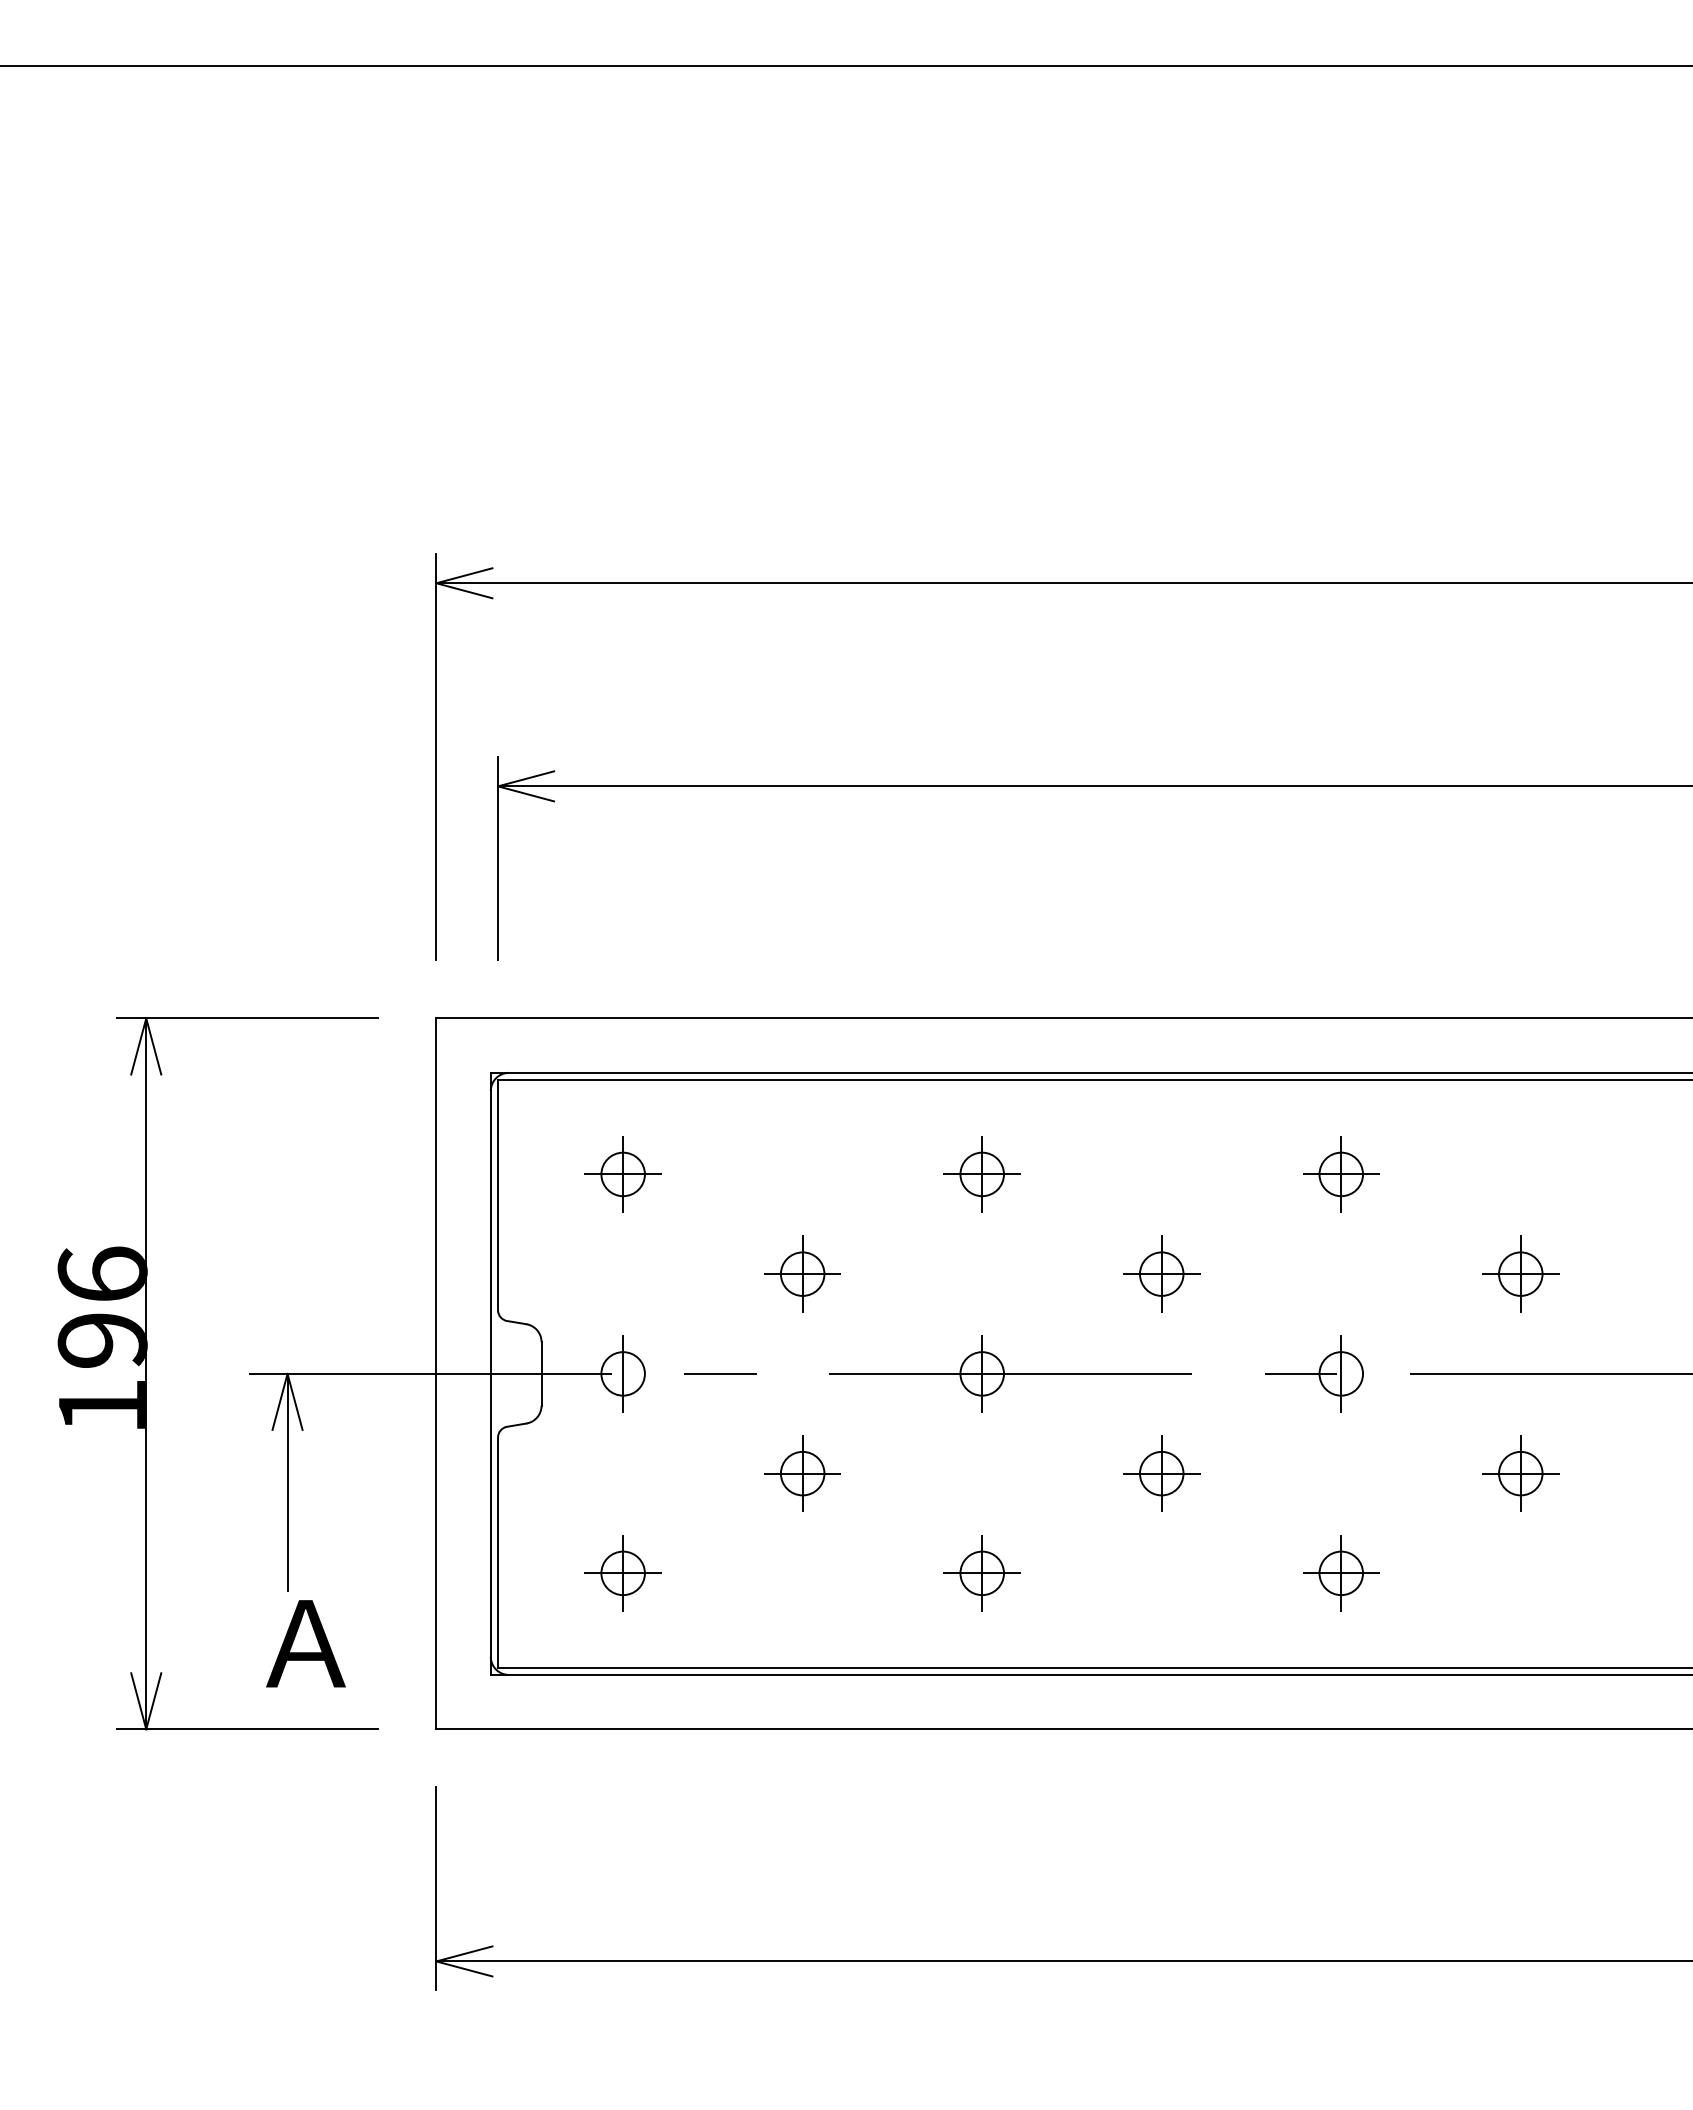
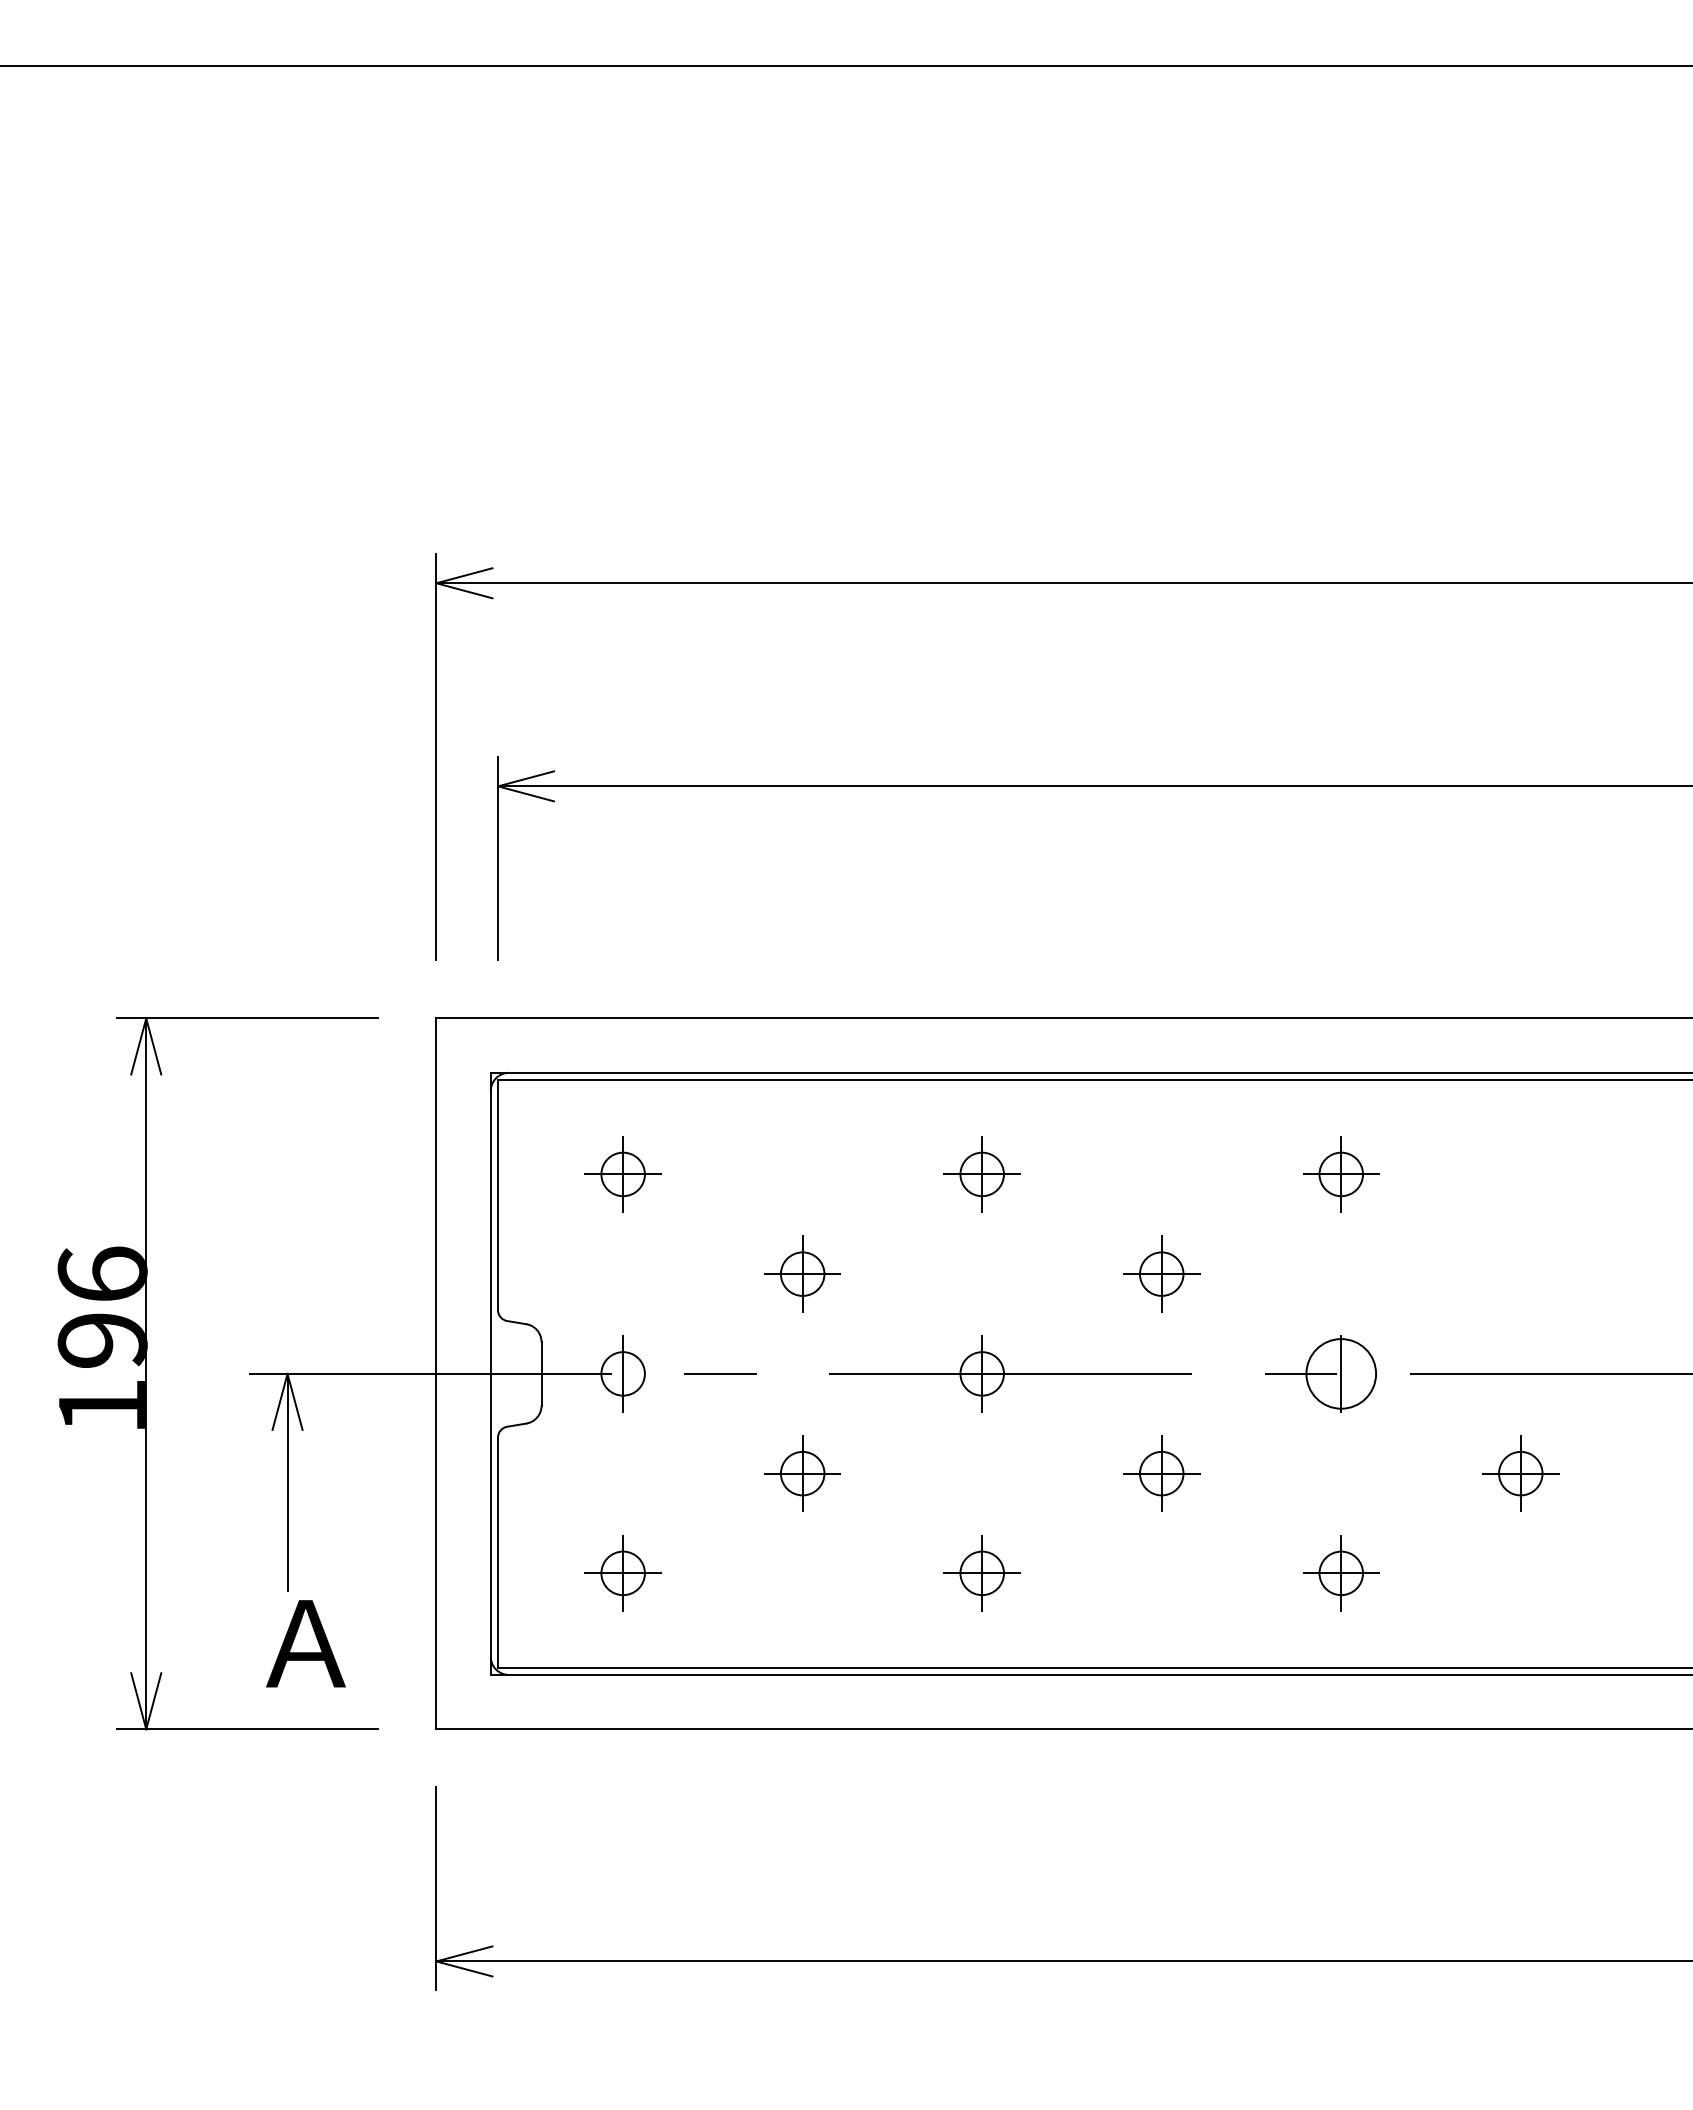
part: present -> none (1520, 1273)
circle diameter: 44 px -> 70 px (1341, 1373)
